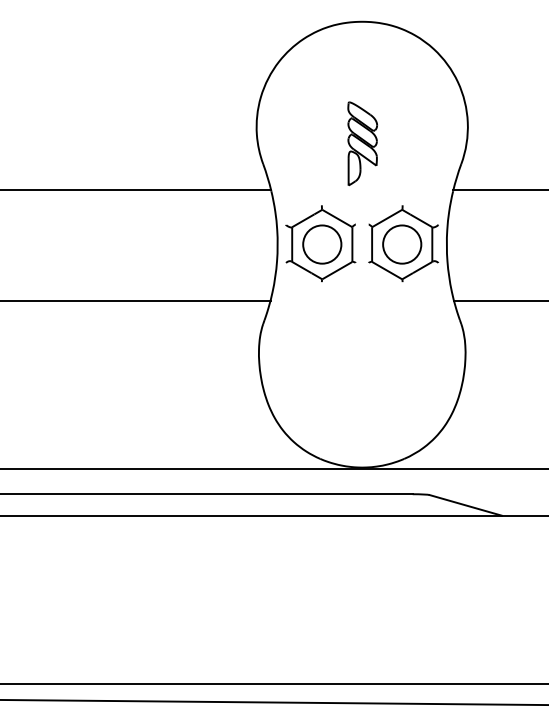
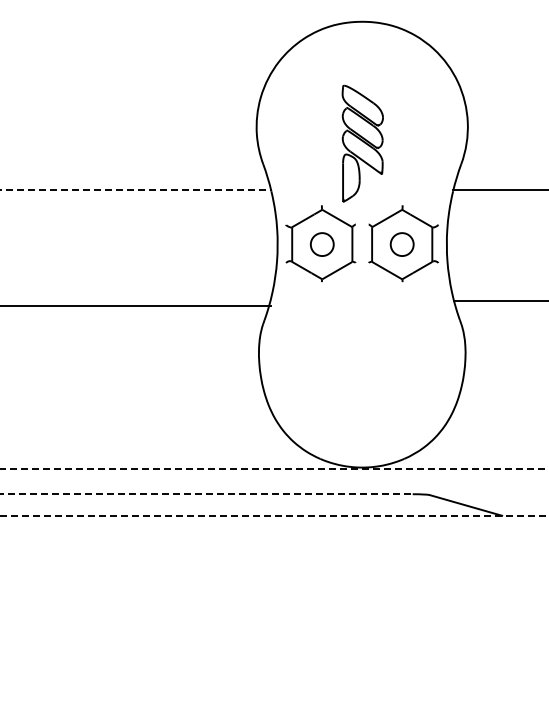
part size: 31x86 px -> 43x119 px (362, 143)
line: solid -> dashed (136, 190)
circle diameter: 38 px -> 23 px (321, 244)
circle diameter: 38 px -> 23 px (401, 244)
line position: (136, 300) -> (136, 305) (136, 305)
line: solid -> dashed (274, 468)
line: solid -> dashed (206, 494)
line: solid -> dashed (274, 515)
line: present -> none (273, 683)
line: present -> none (273, 702)
